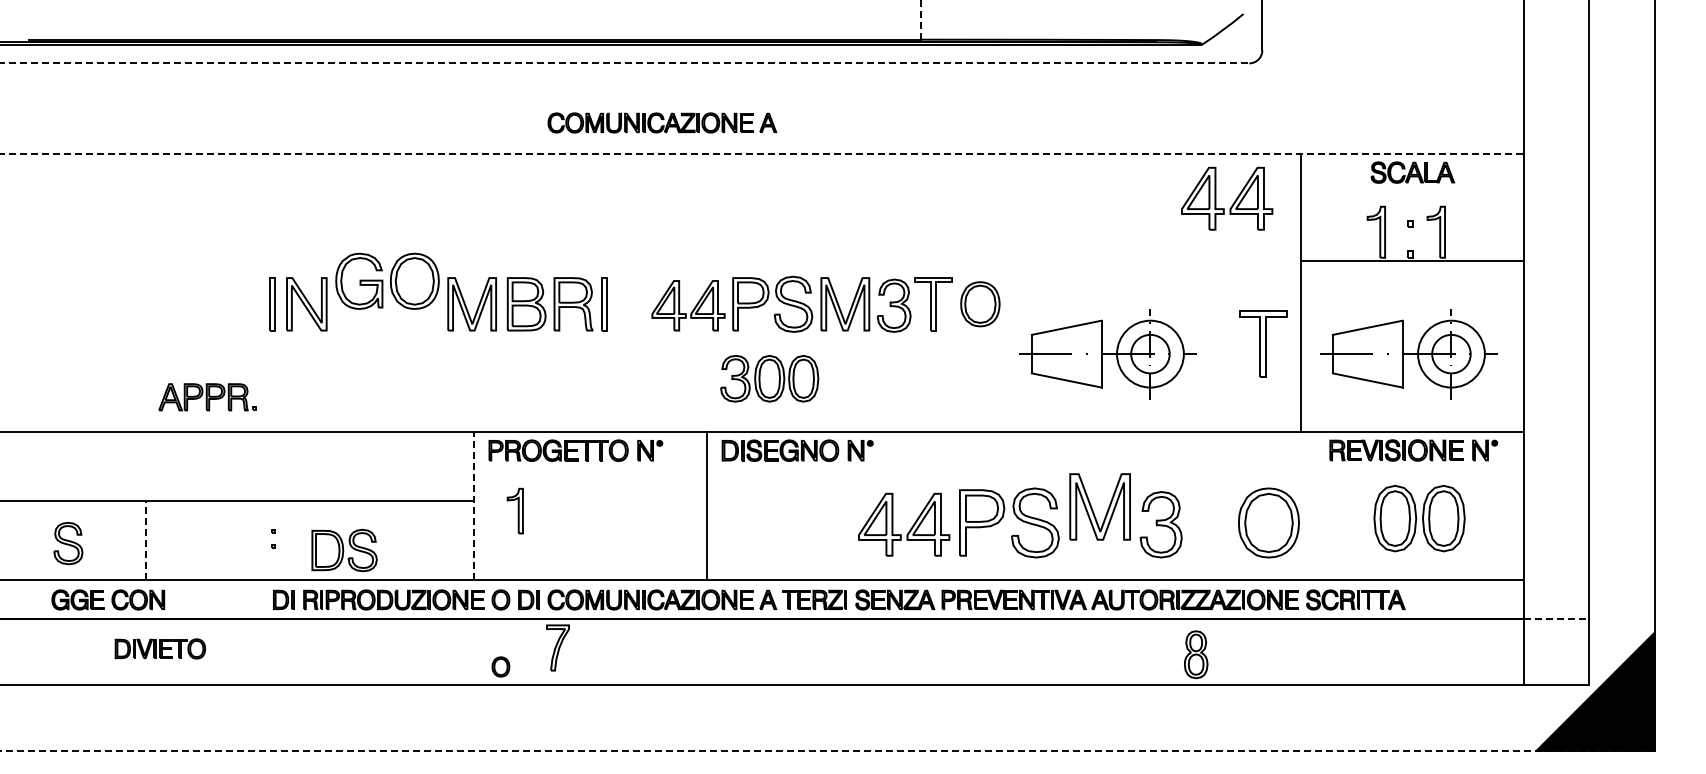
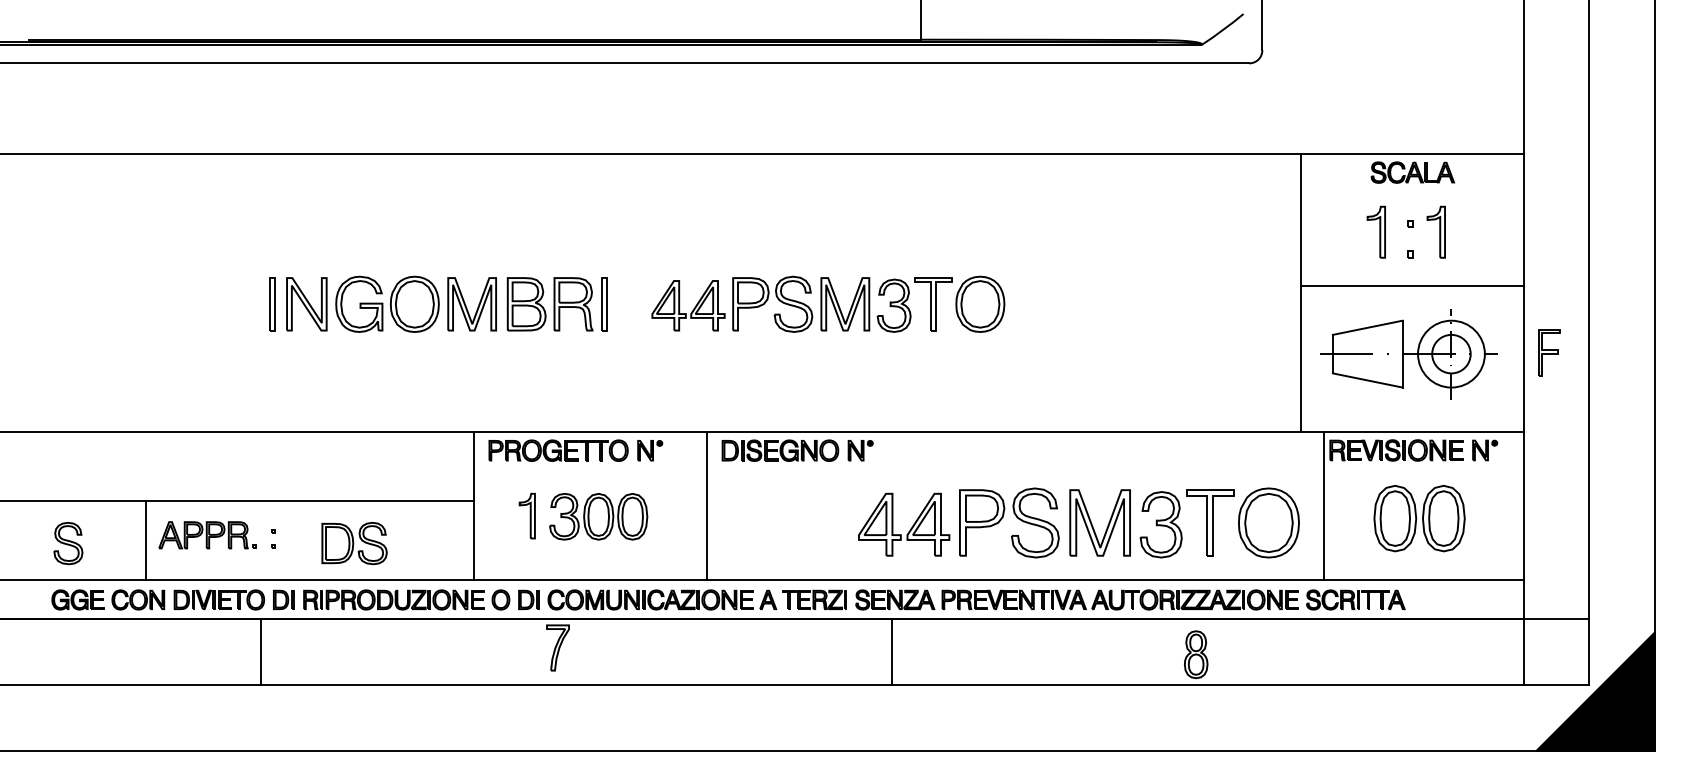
line: dashed -> solid (921, 19)
line: dashed -> solid (625, 63)
part: present -> none (662, 122)
line: dashed -> solid (762, 153)
part: present -> none (1233, 202)
line position: (1411, 261) -> (1411, 286) (1411, 286)
part position: (387, 280) -> (387, 303) (387, 303)
part size: 41x47 px -> 51x58 px (980, 303)
part position: (1263, 343) -> (1210, 522) (1210, 522)
part: none -> present (1549, 352)
part: present -> none (1107, 354)
part position: (769, 378) -> (598, 516) (598, 516)
part position: (207, 397) -> (207, 535) (207, 535)
line: dashed -> solid (474, 505)
line: none -> present (1324, 505)
part position: (1092, 507) -> (1092, 523) (1092, 523)
part position: (514, 510) -> (526, 515) (526, 515)
line: dashed -> solid (146, 540)
part position: (344, 550) -> (354, 543) (354, 543)
line: dashed -> solid (1556, 619)
part position: (160, 648) -> (219, 599) (219, 599)
line: none -> present (261, 652)
line: none -> present (892, 652)
part: present -> none (500, 666)
line: dashed -> solid (827, 750)
